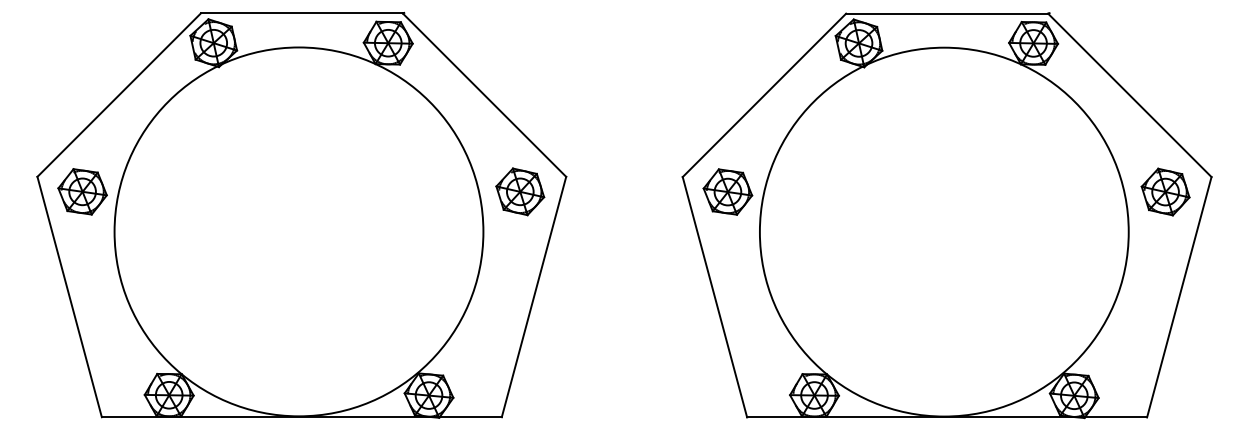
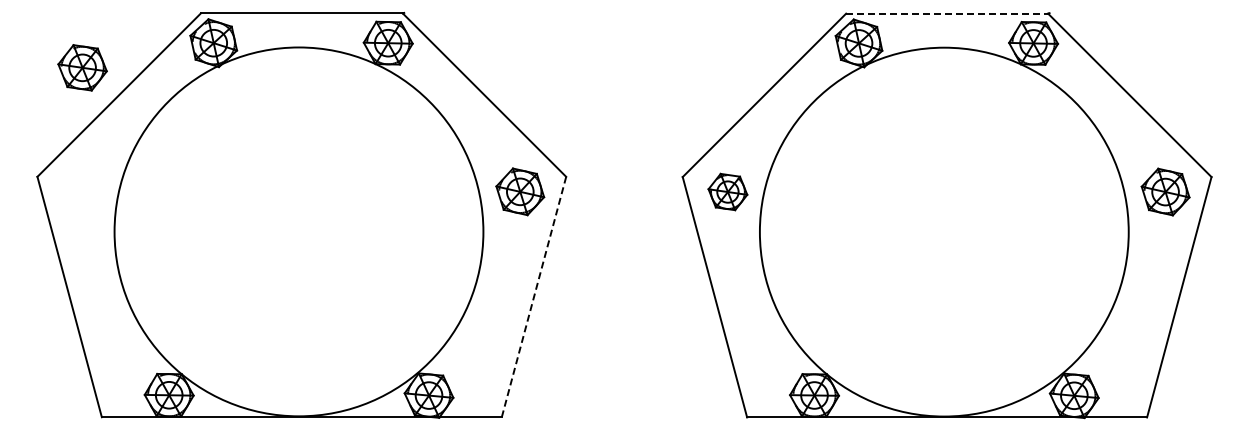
line: solid -> dashed (947, 13)
part position: (82, 191) -> (82, 67) (82, 67)
part size: 52x48 px -> 42x40 px (727, 191)
line: solid -> dashed (534, 296)
